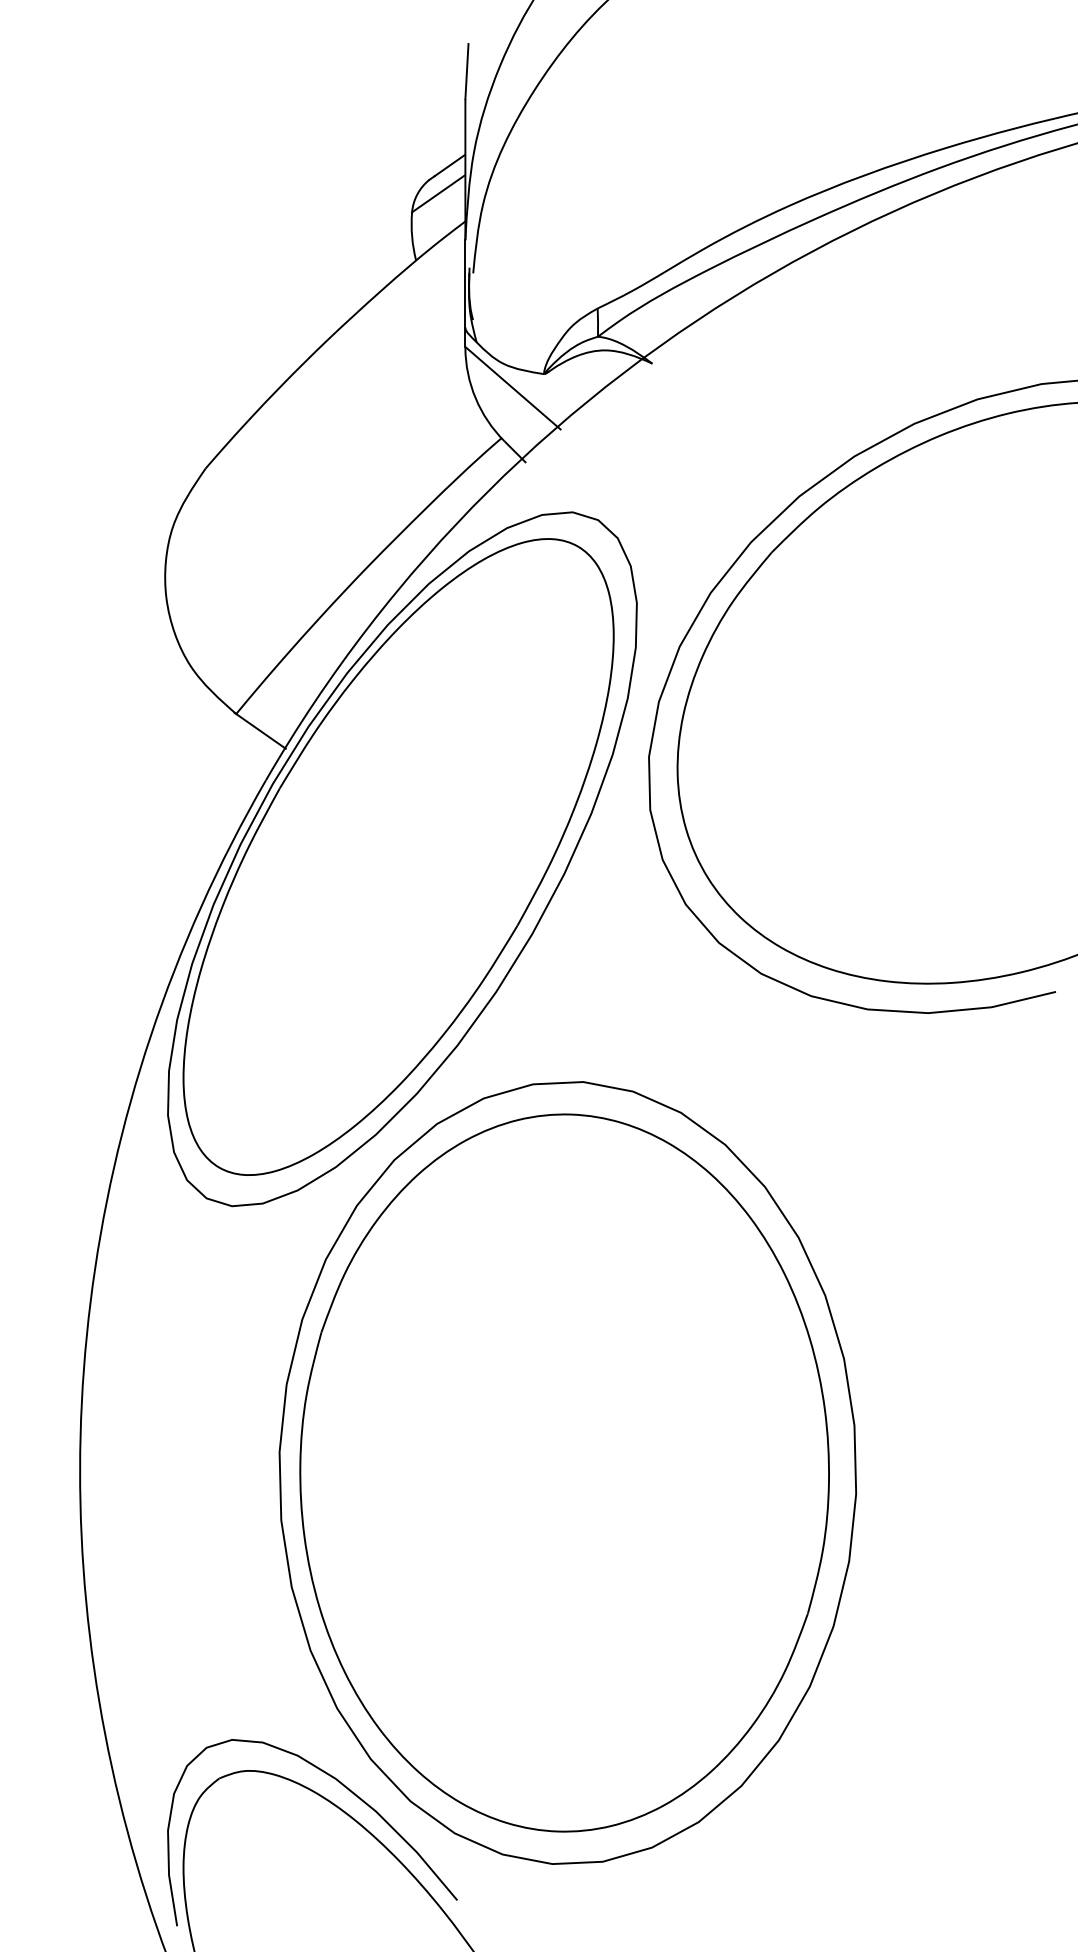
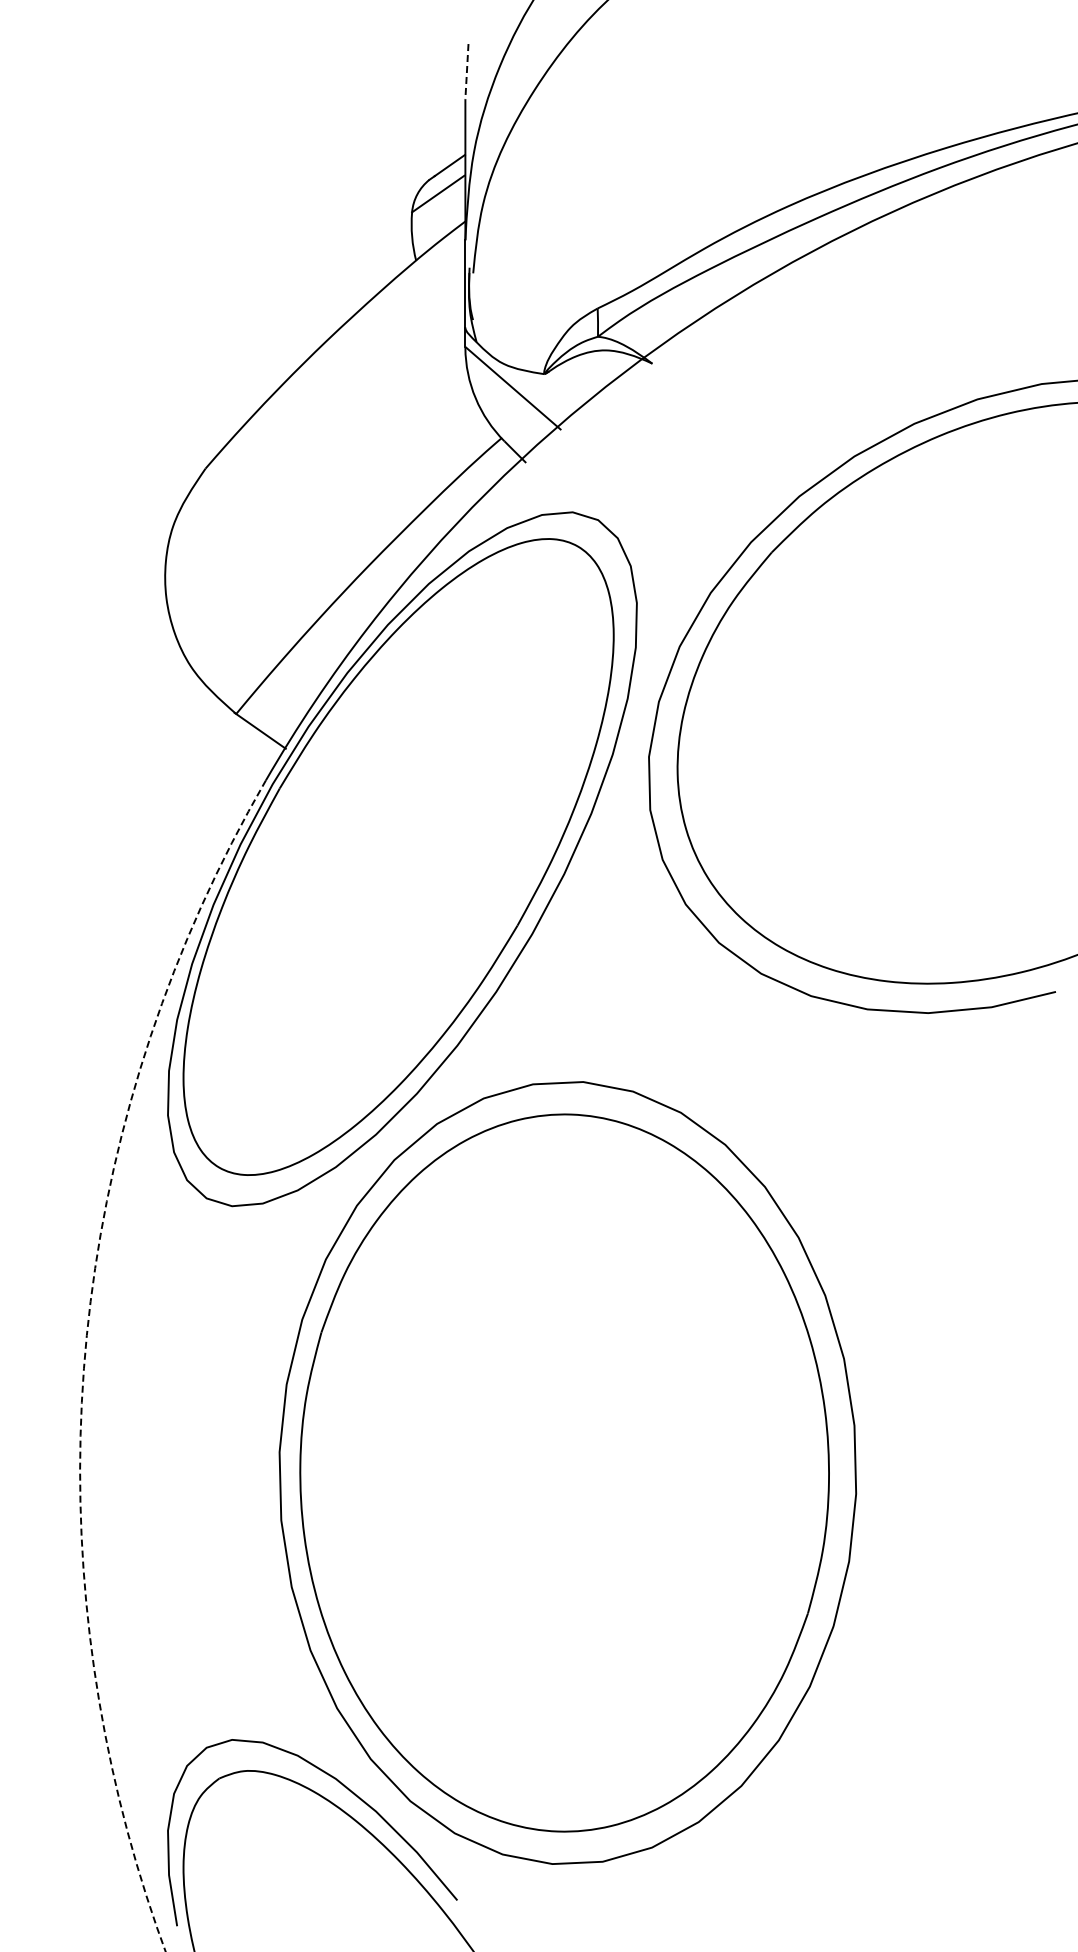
line: solid -> dashed (466, 71)
arc: solid -> dashed (84, 1357)
